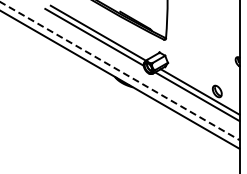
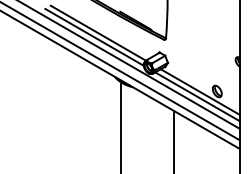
line: none -> present (129, 65)
line: dashed -> solid (120, 71)
line: none -> present (121, 126)
line: none -> present (173, 140)
